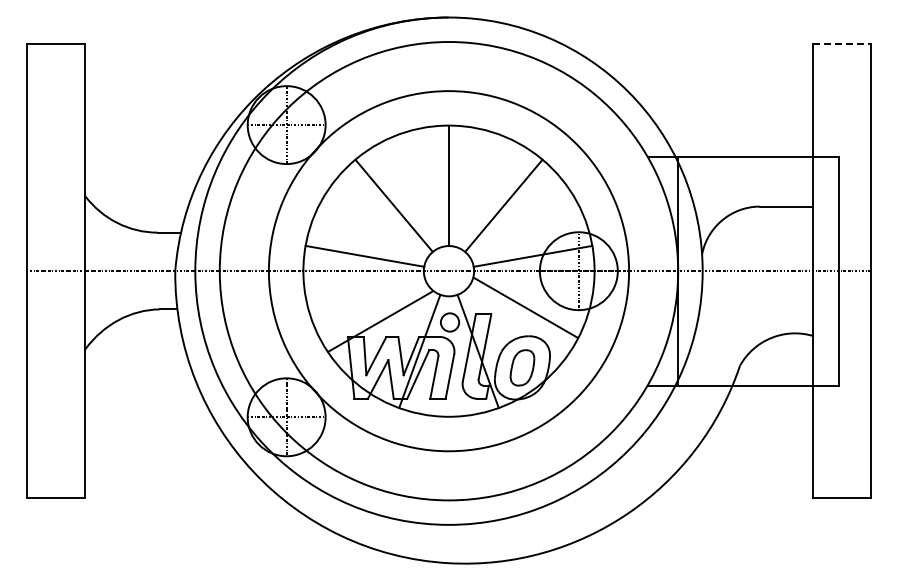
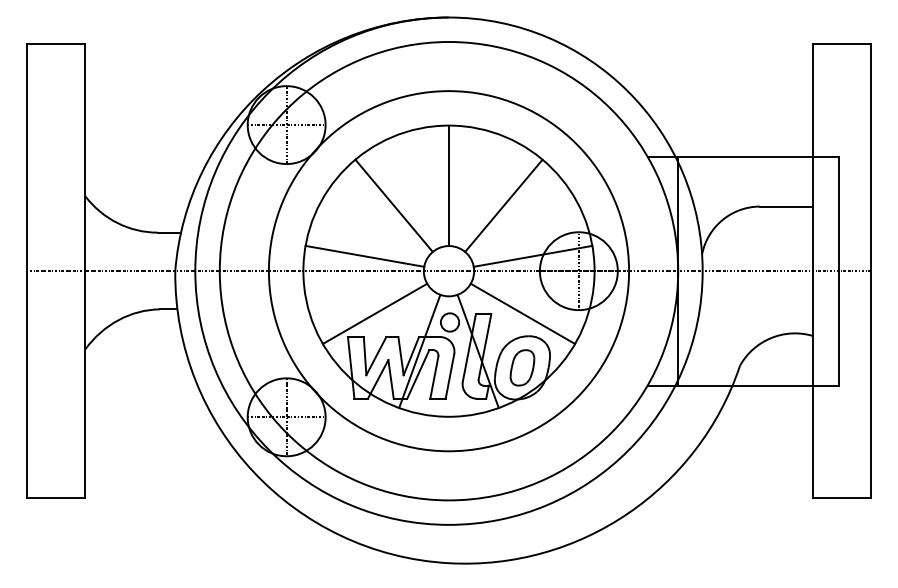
line: dashed -> solid (842, 43)
line position: (525, 307) -> (522, 313) (522, 313)
line position: (379, 321) -> (374, 313) (374, 313)
